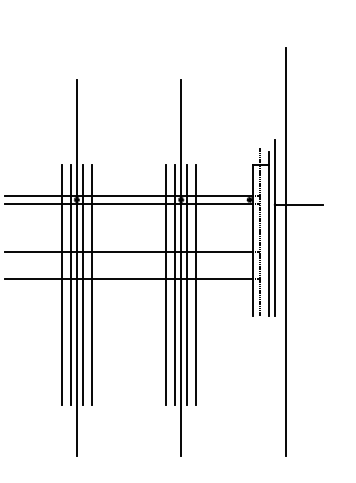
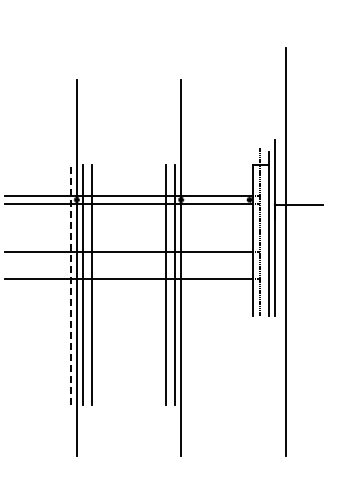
line: present -> none (61, 284)
line: solid -> dashed (71, 284)
line: present -> none (186, 284)
line: present -> none (196, 284)
